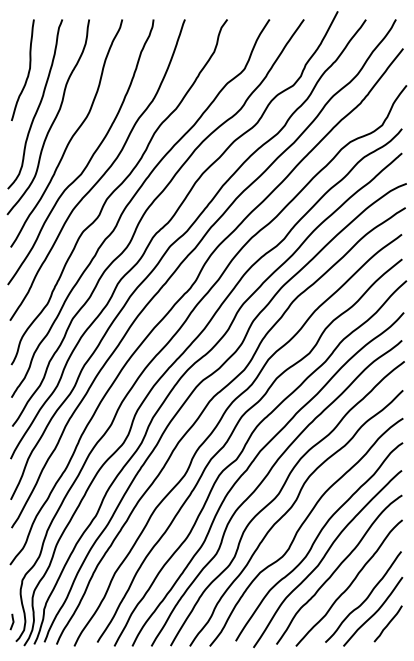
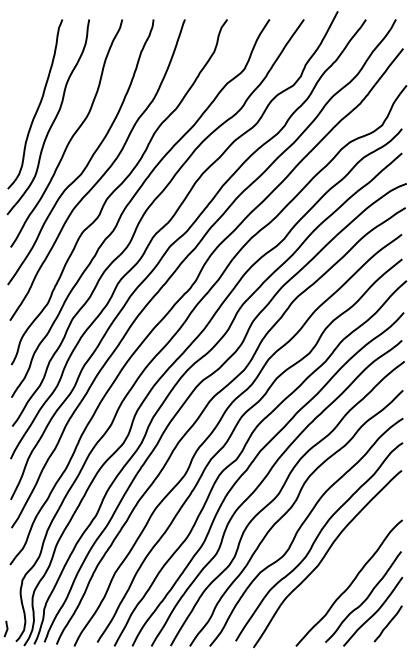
curve: present -> none (27, 73)
curve: present -> none (338, 568)
line position: (12, 621) -> (6, 628) (6, 628)
